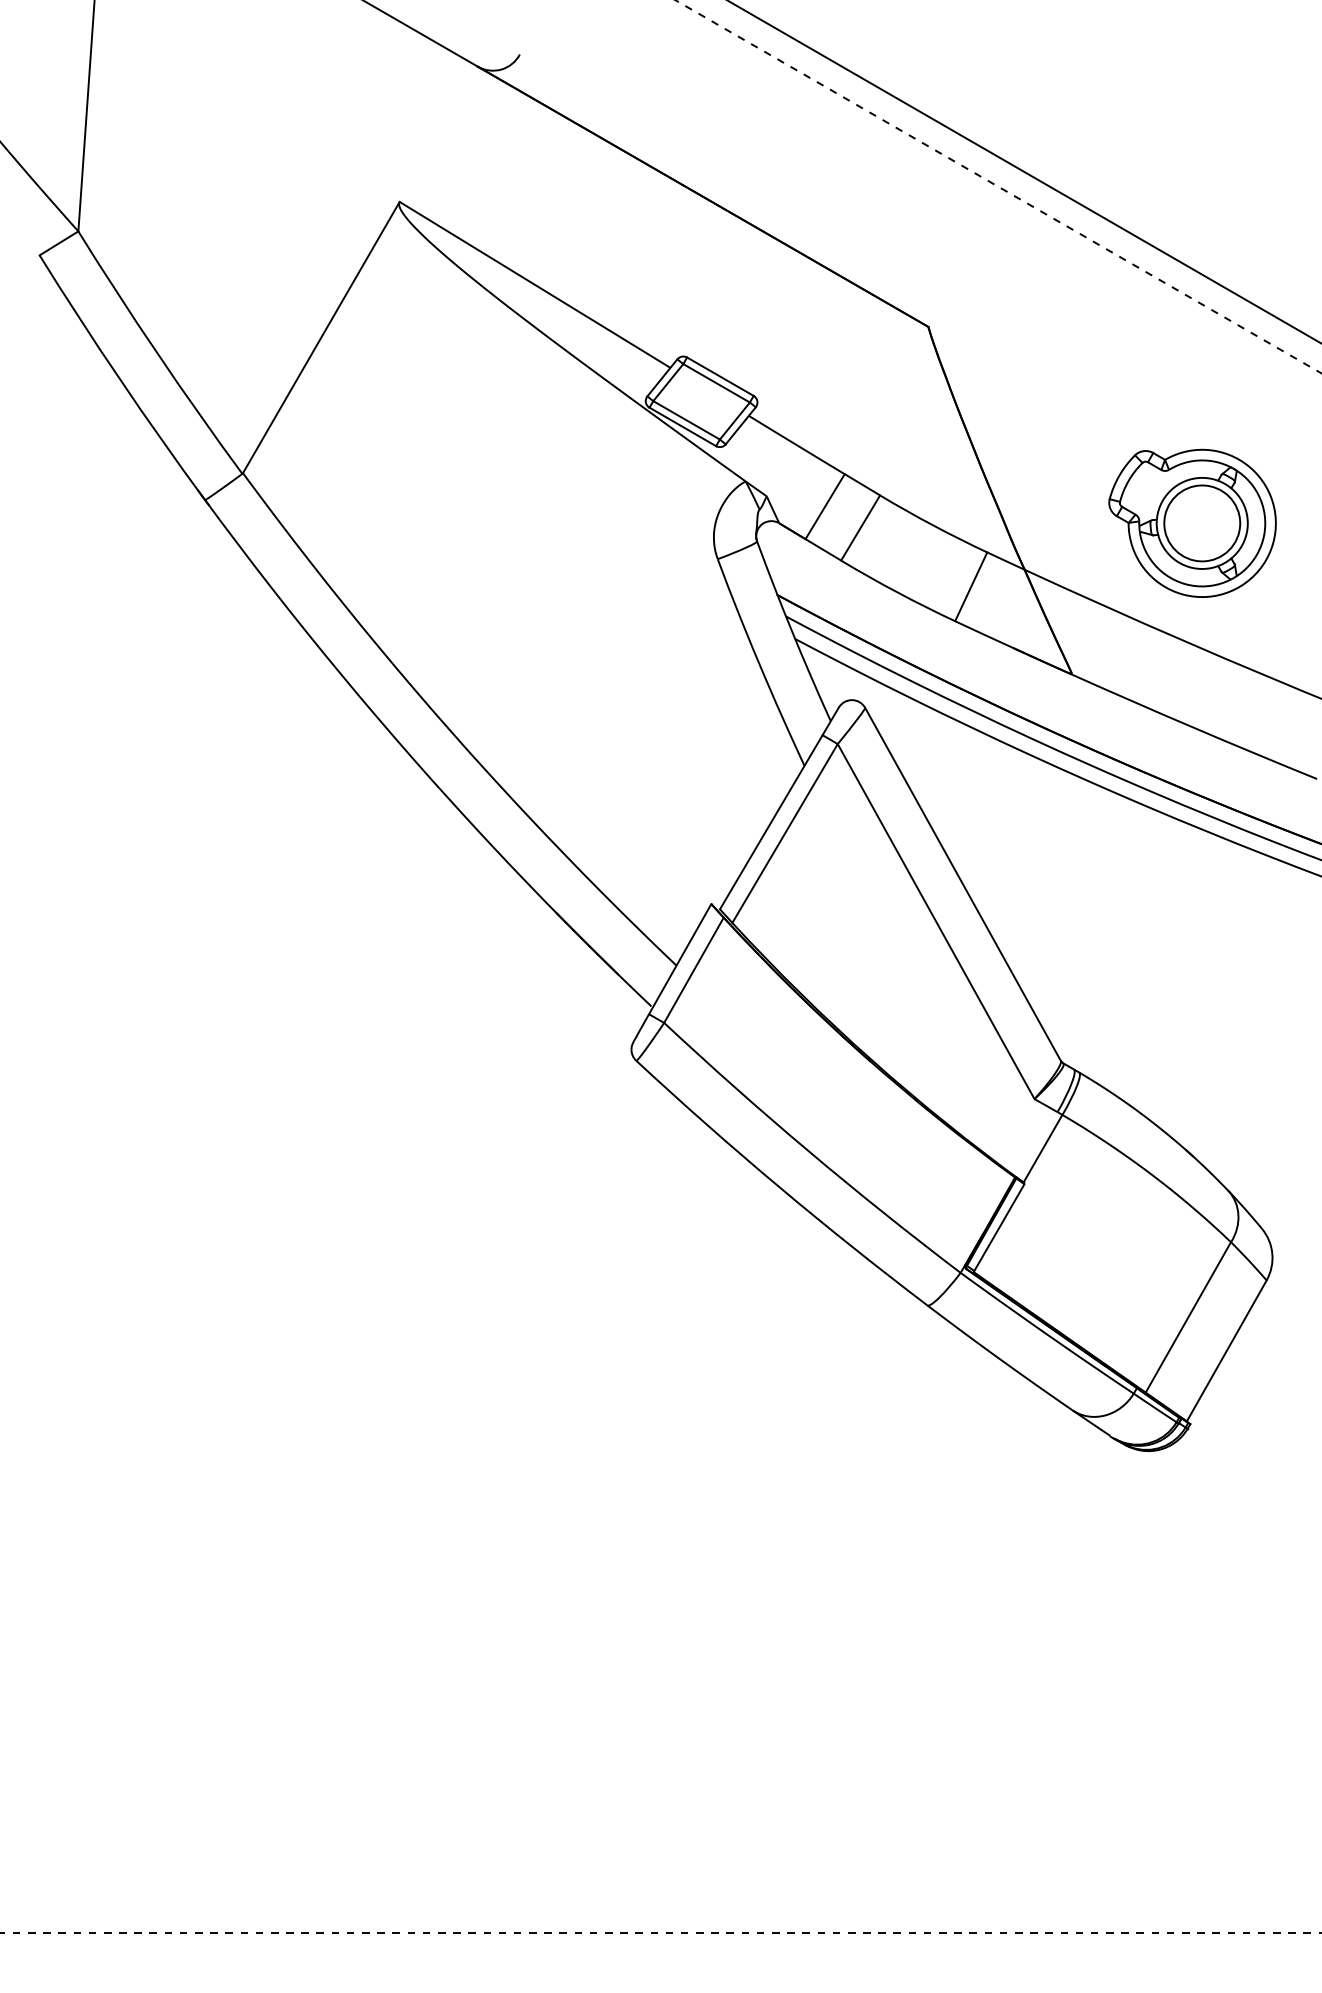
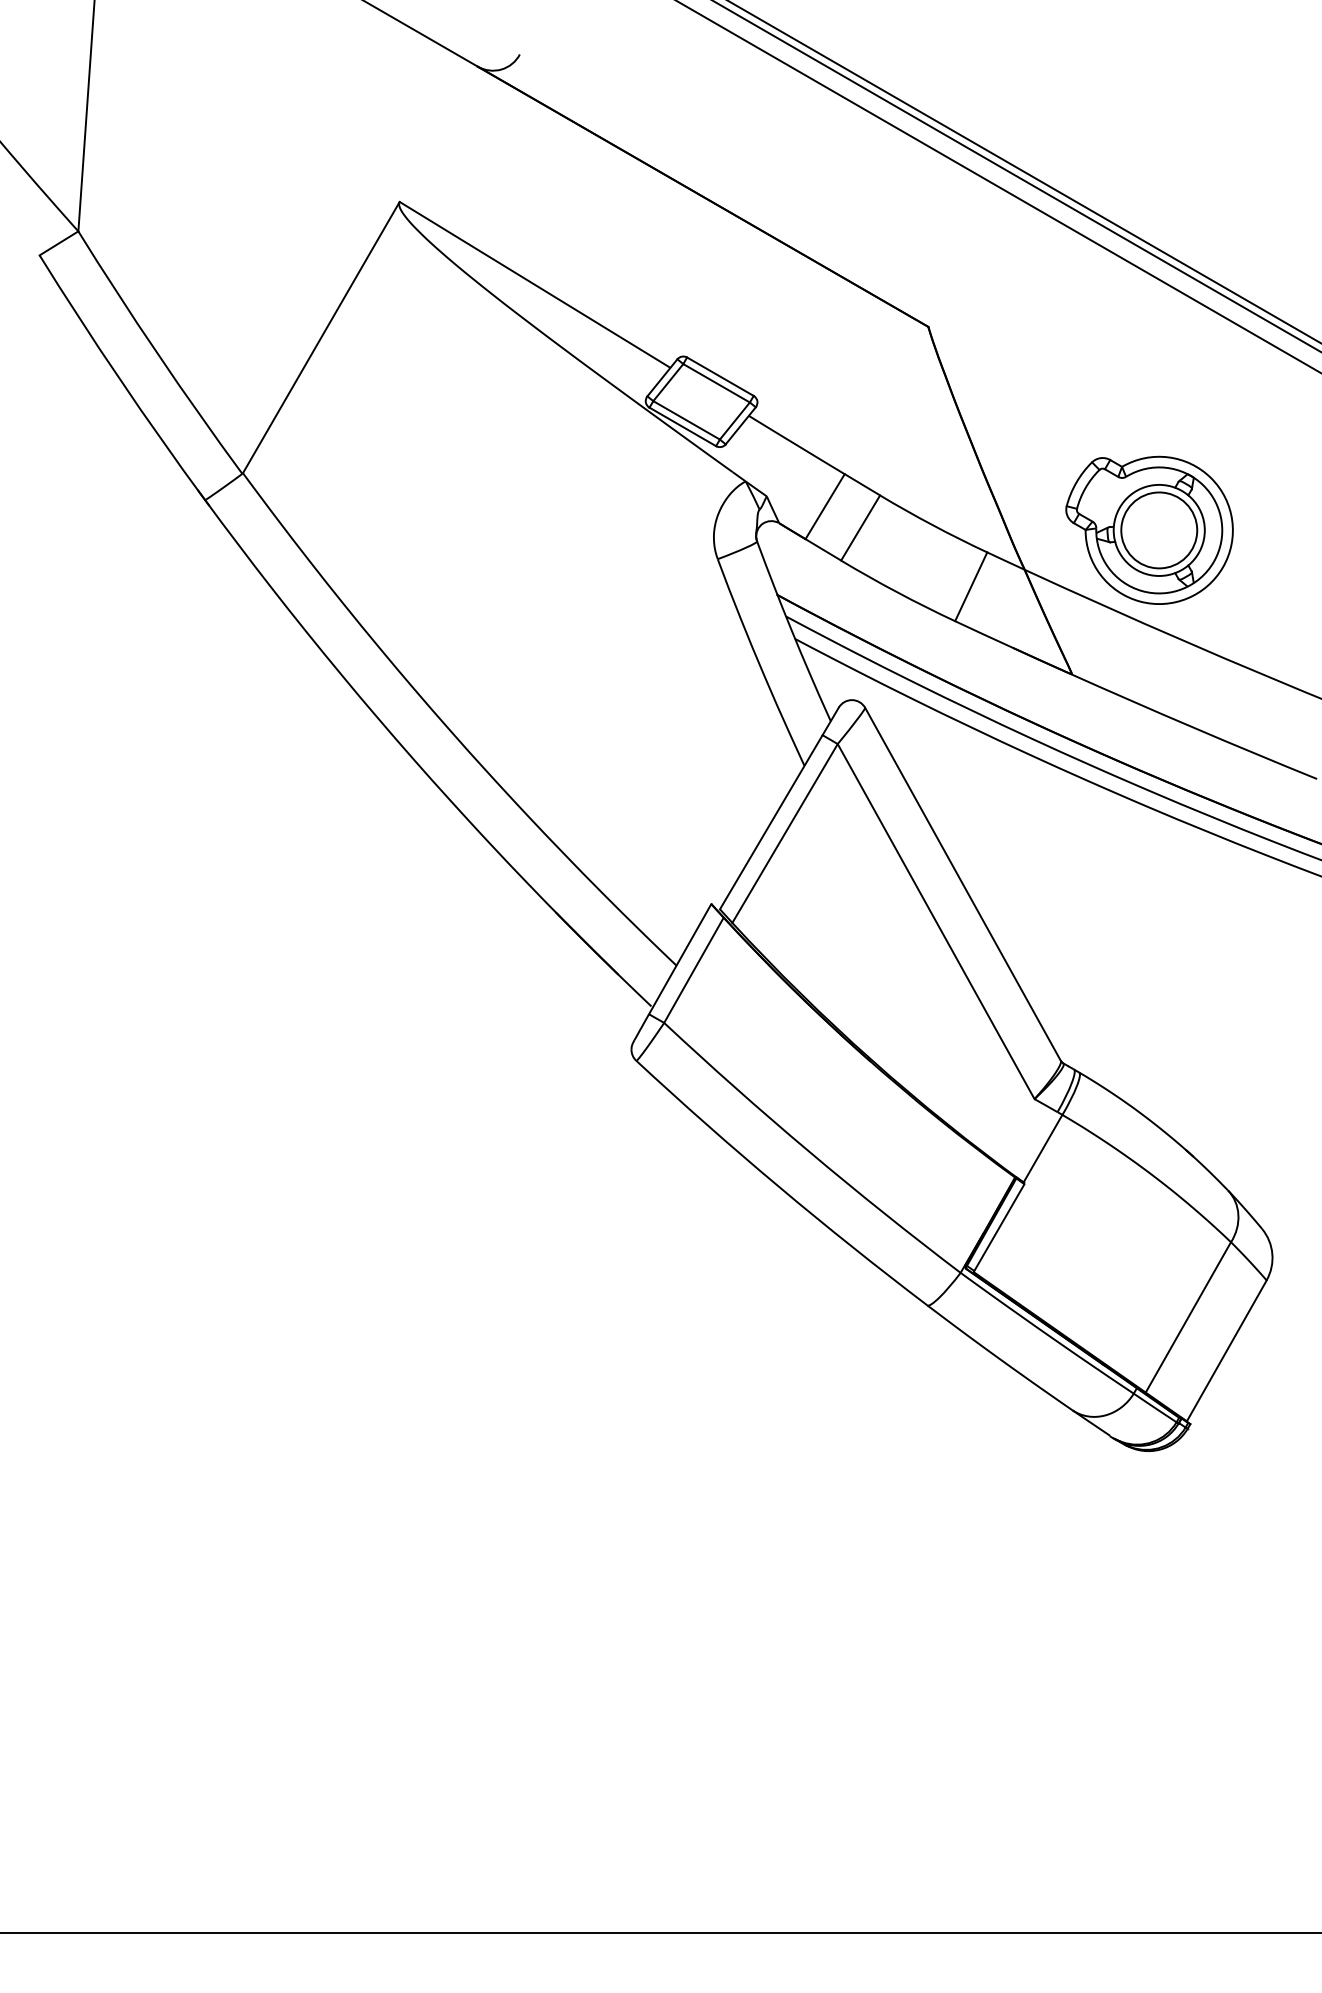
line: none -> present (1016, 176)
line: dashed -> solid (998, 186)
part position: (1192, 522) -> (1149, 529) (1149, 529)
line: dashed -> solid (661, 1933)
